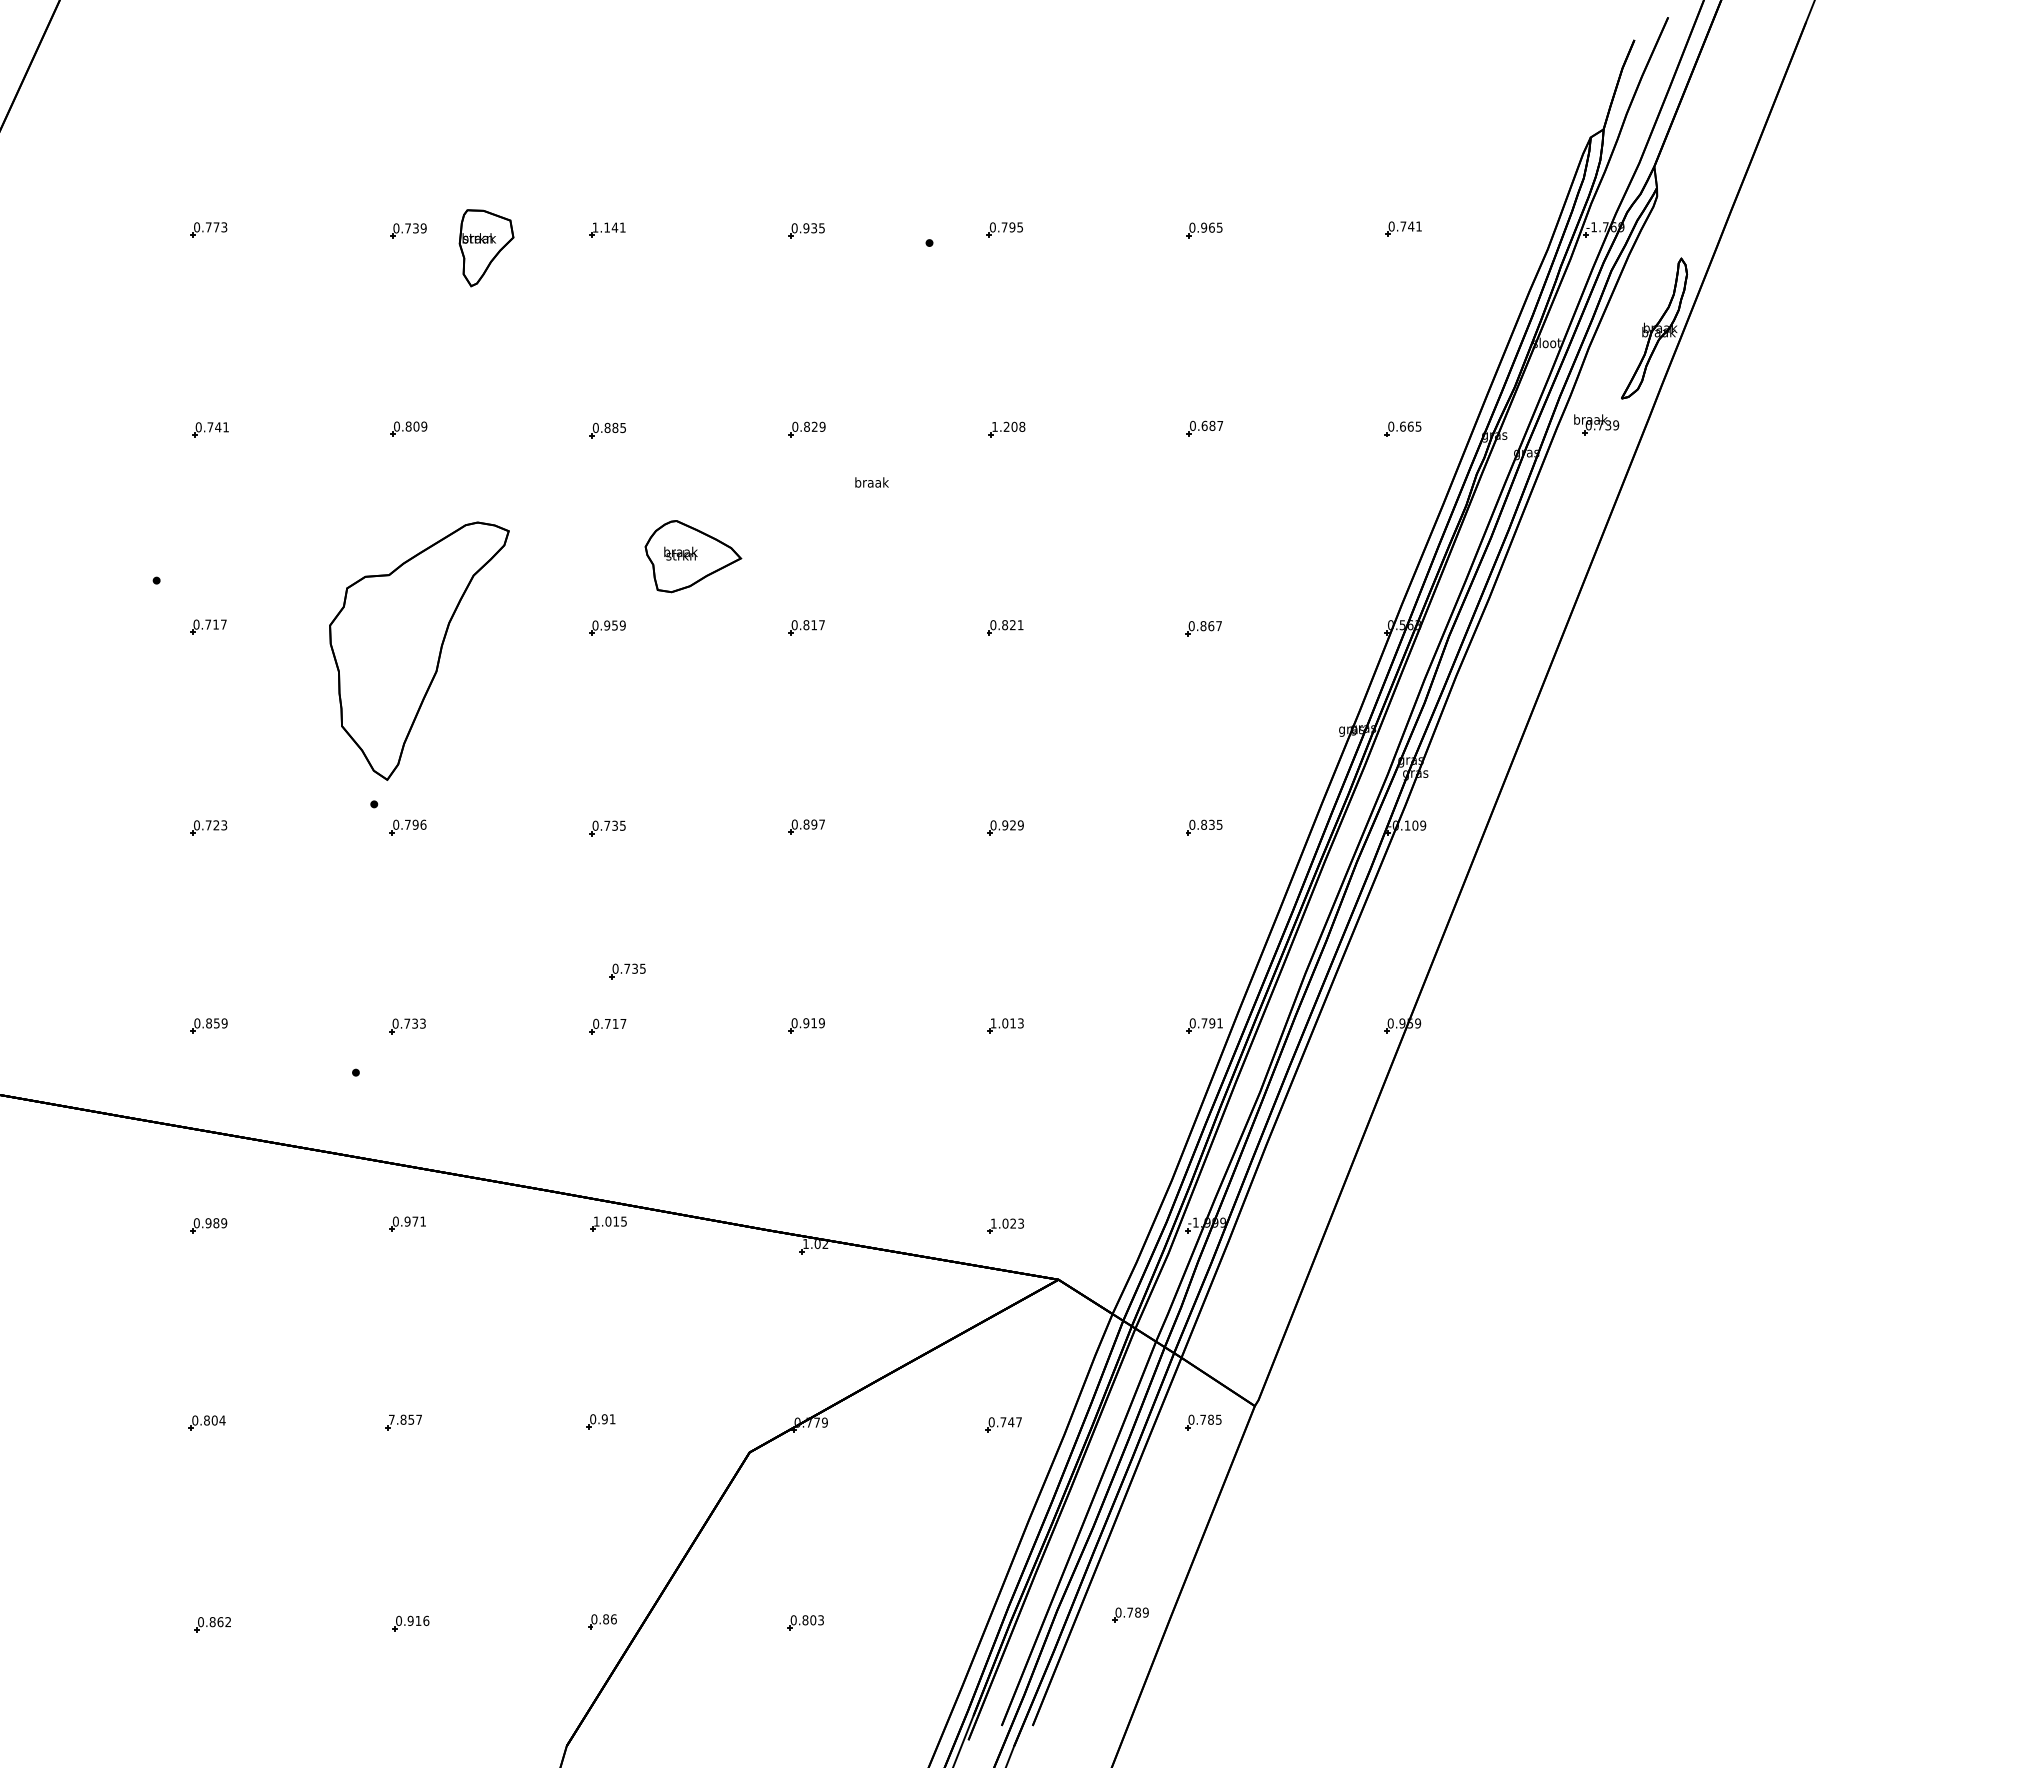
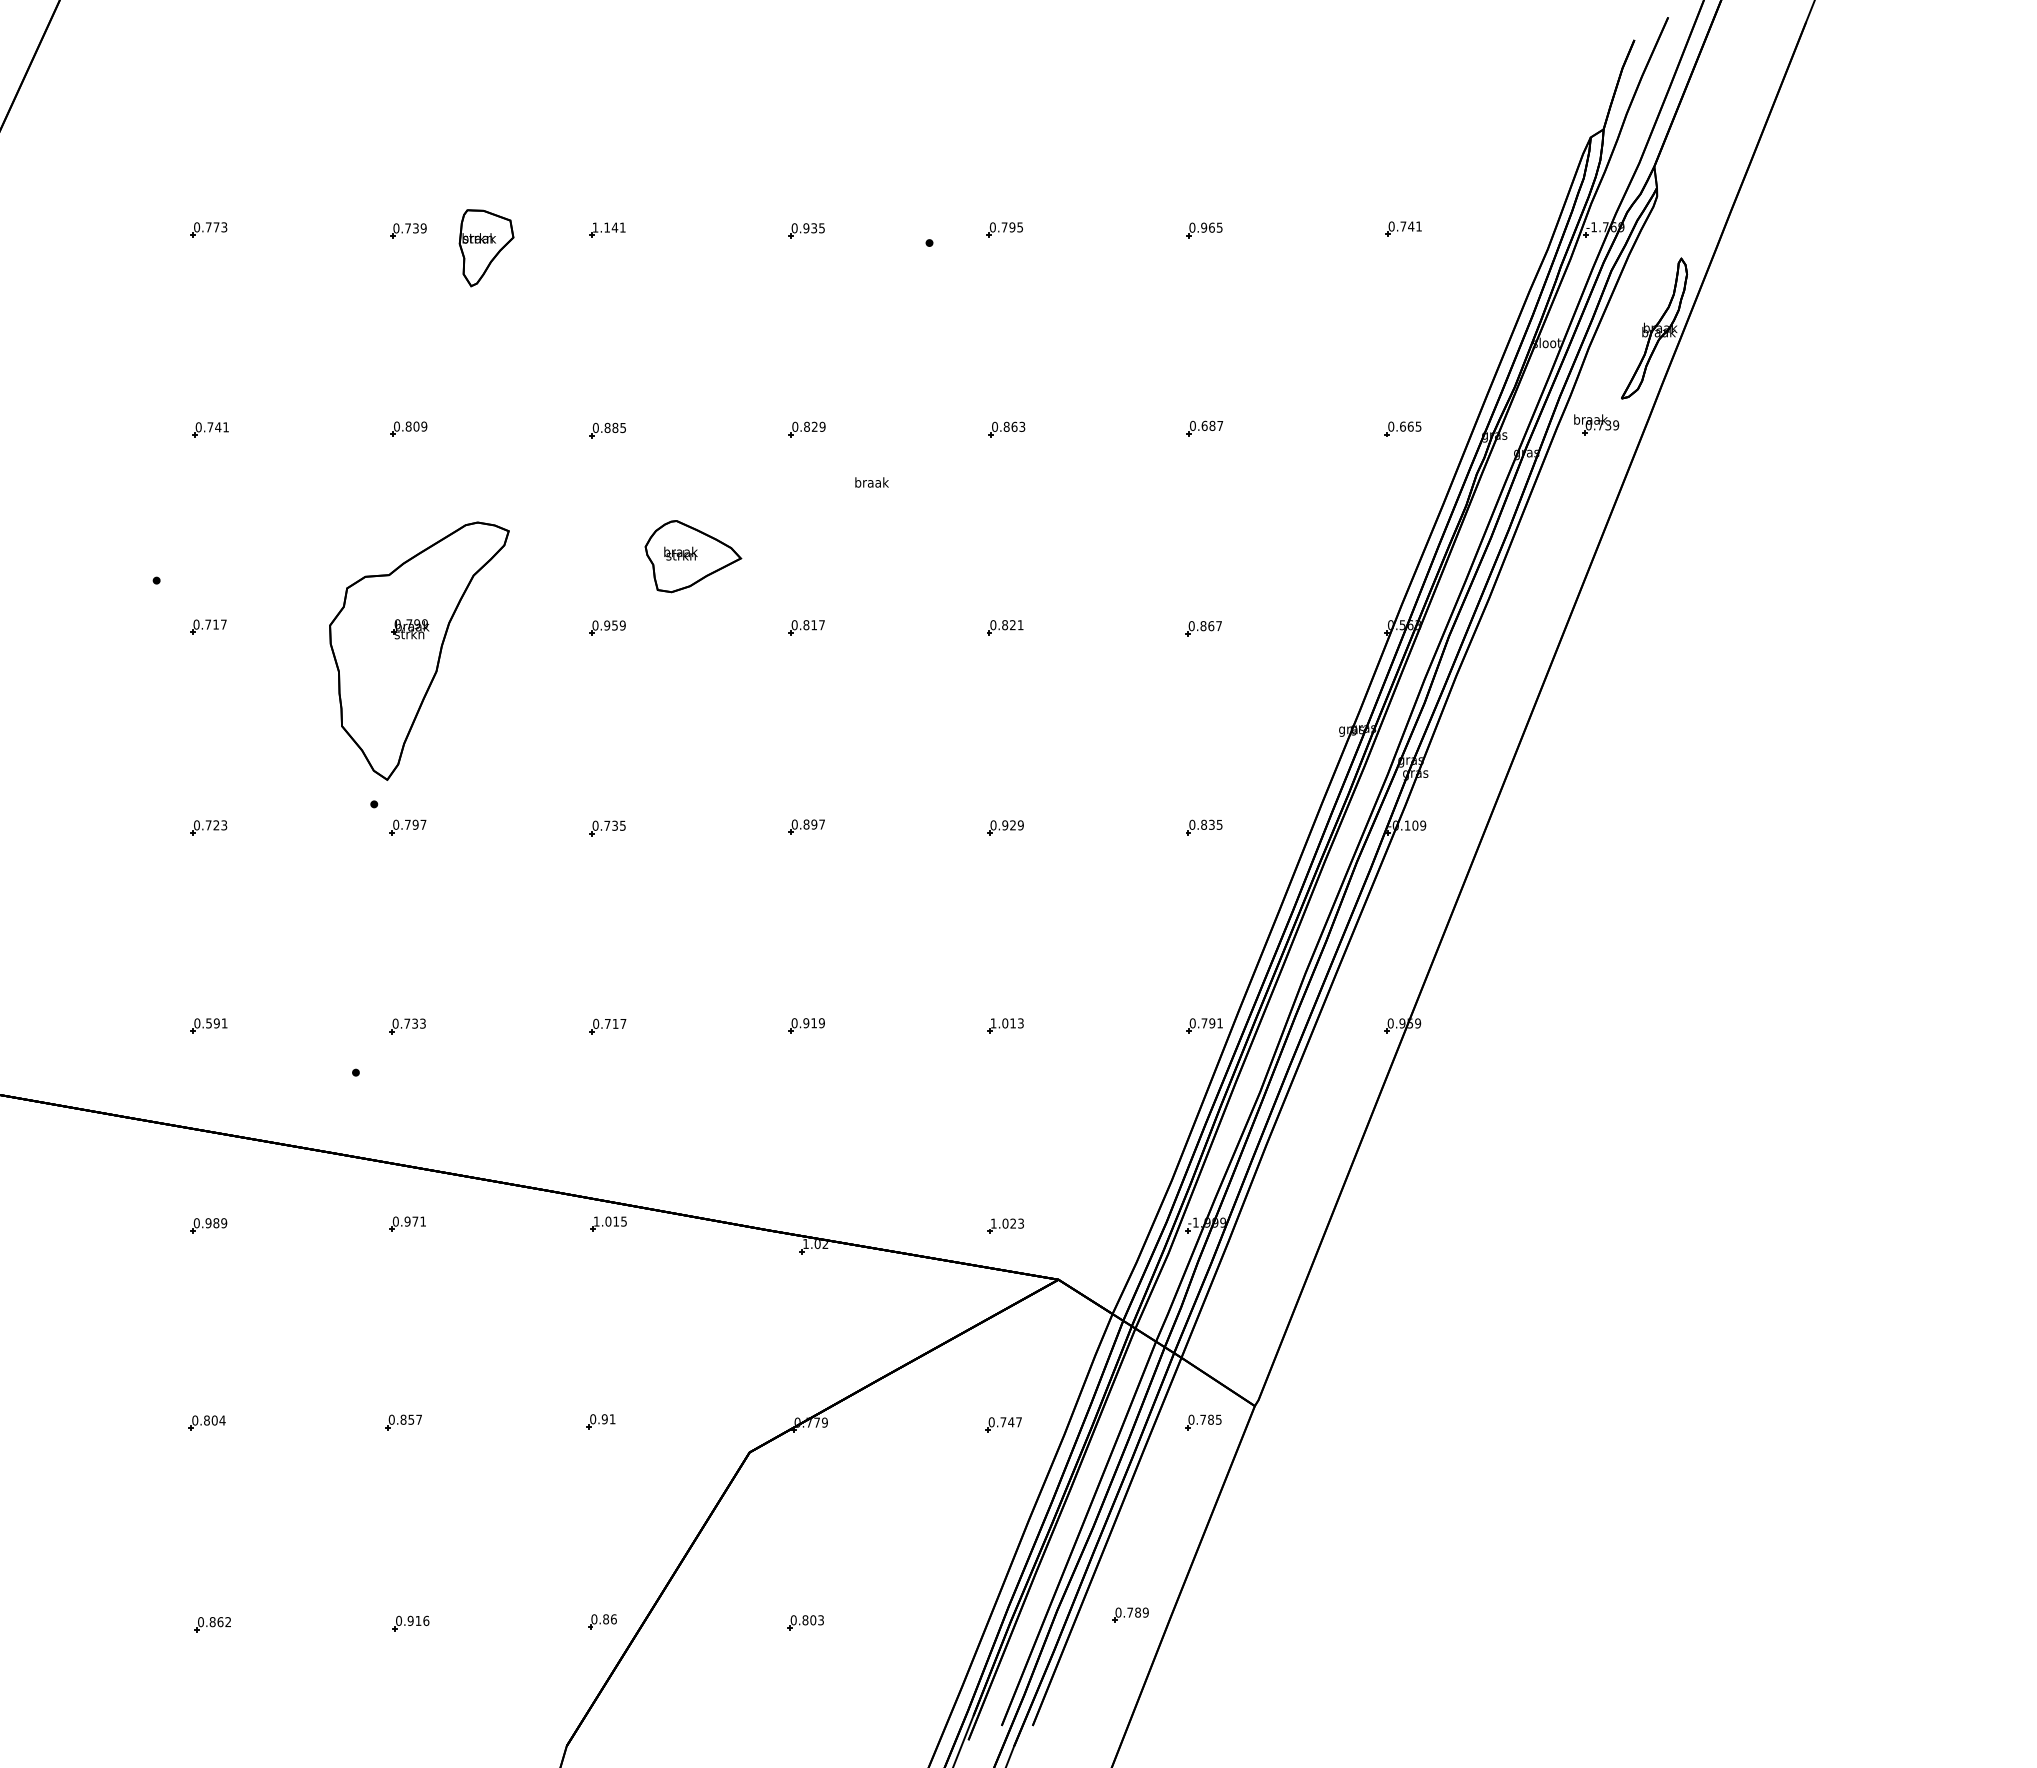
text: 1.208 -> 0.863 (1008, 426)
part: none -> present (410, 629)
text: 0.796 -> 0.797 (423, 824)
part: present -> none (627, 971)
text: 0.859 -> 0.591 (216, 1023)
text: 7.857 -> 0.857 (391, 1419)
